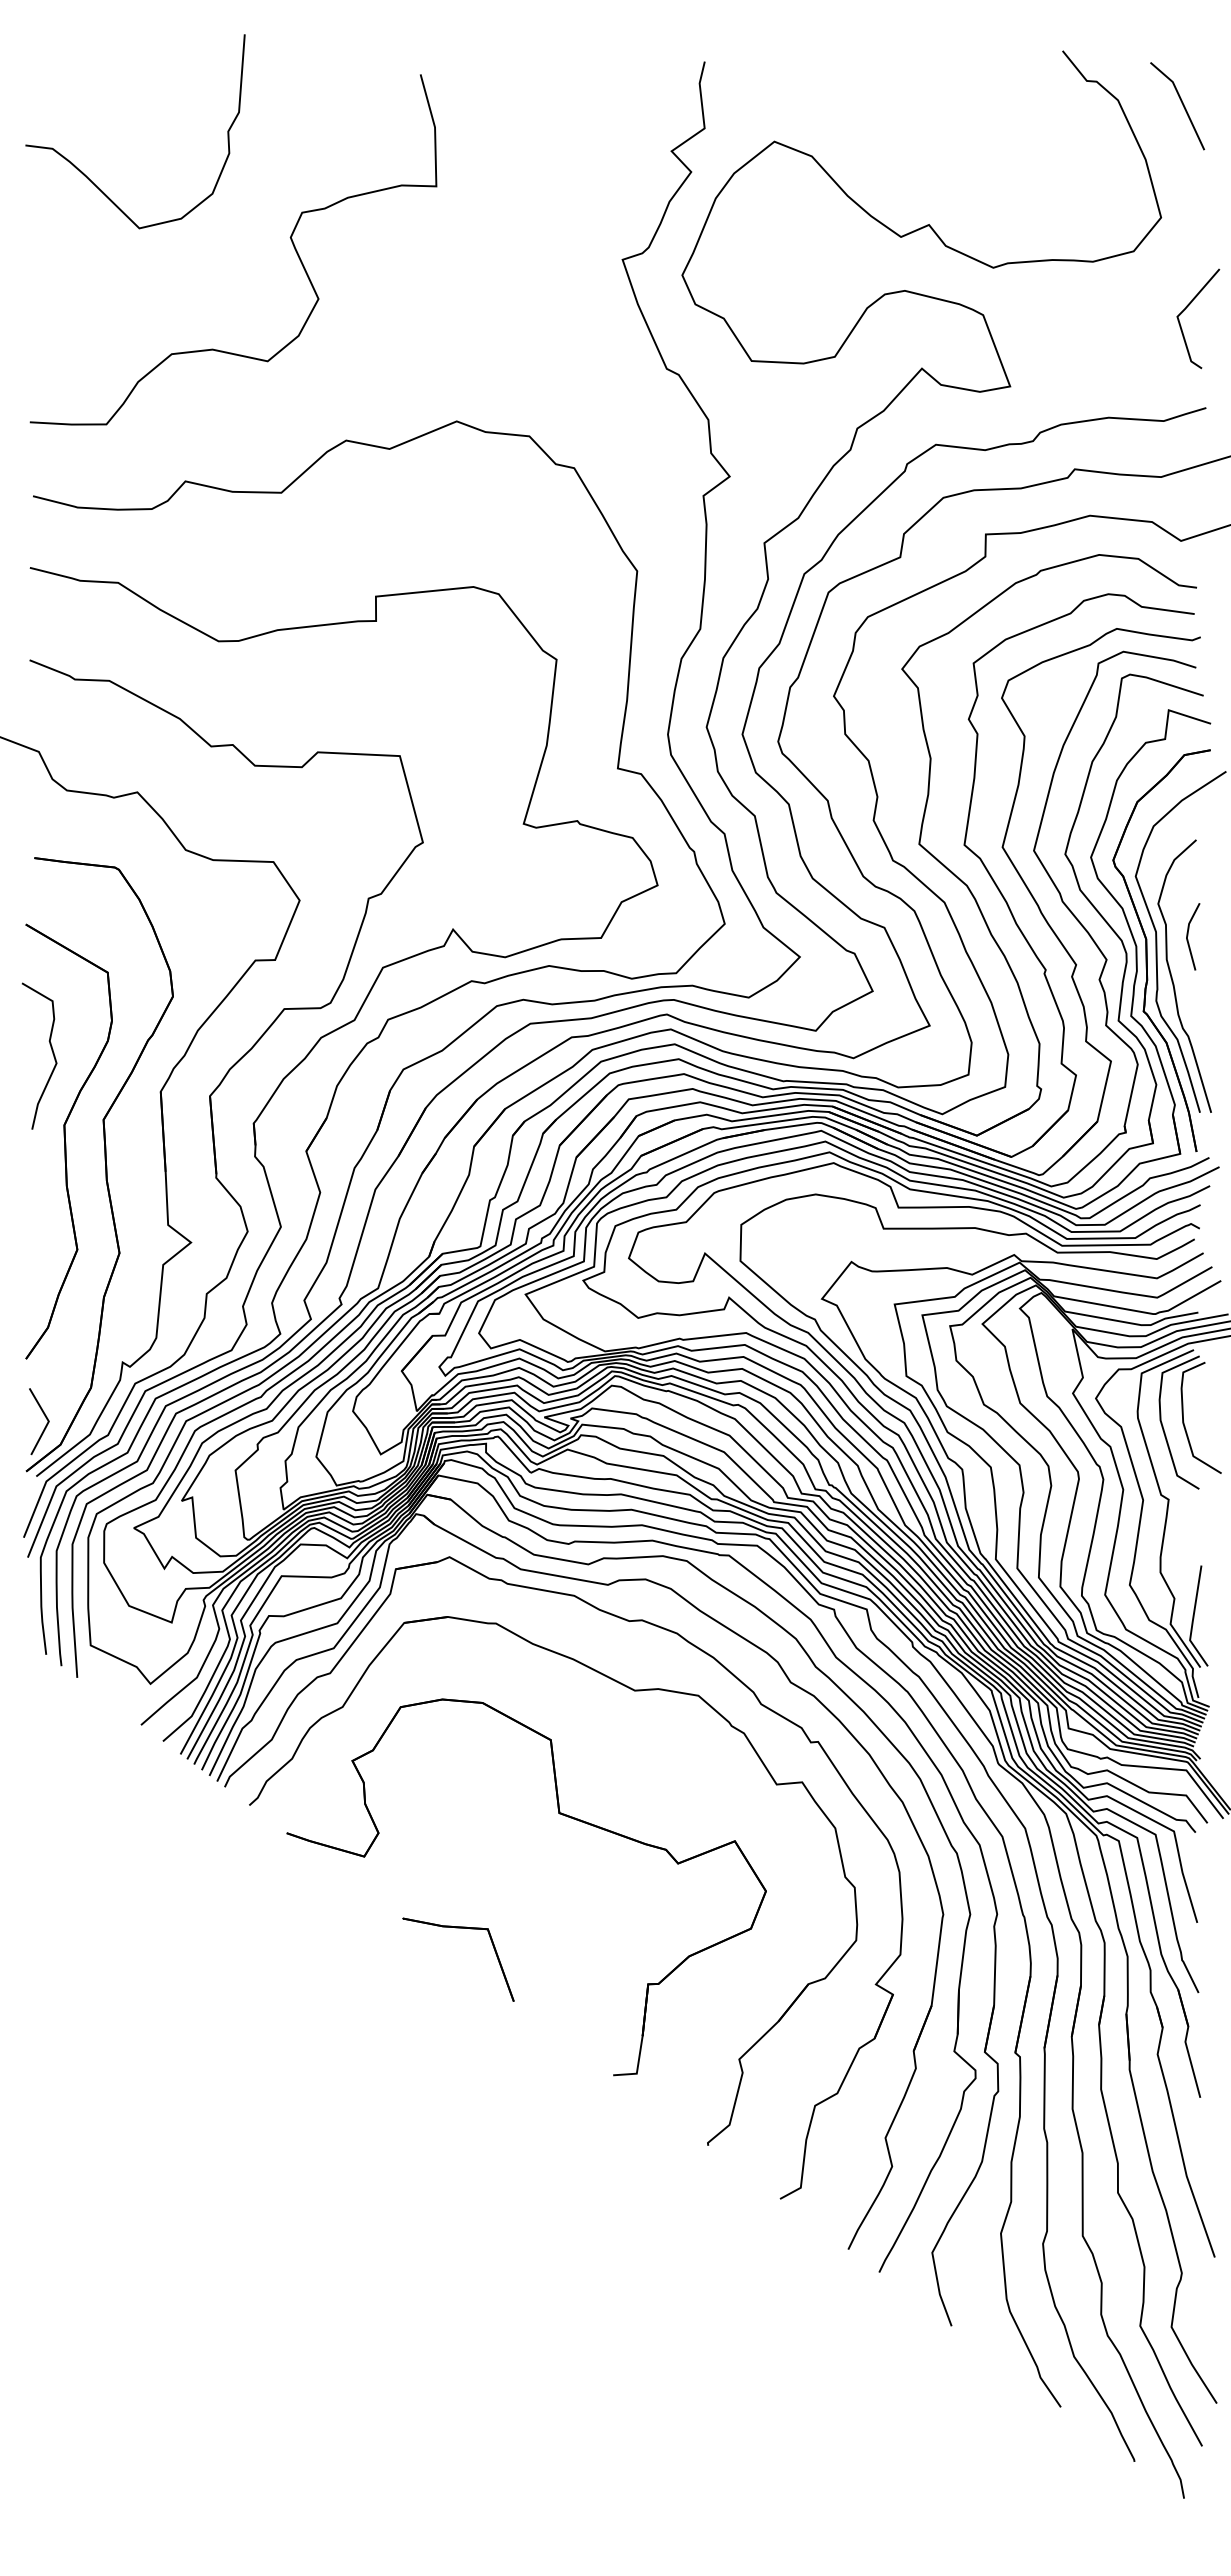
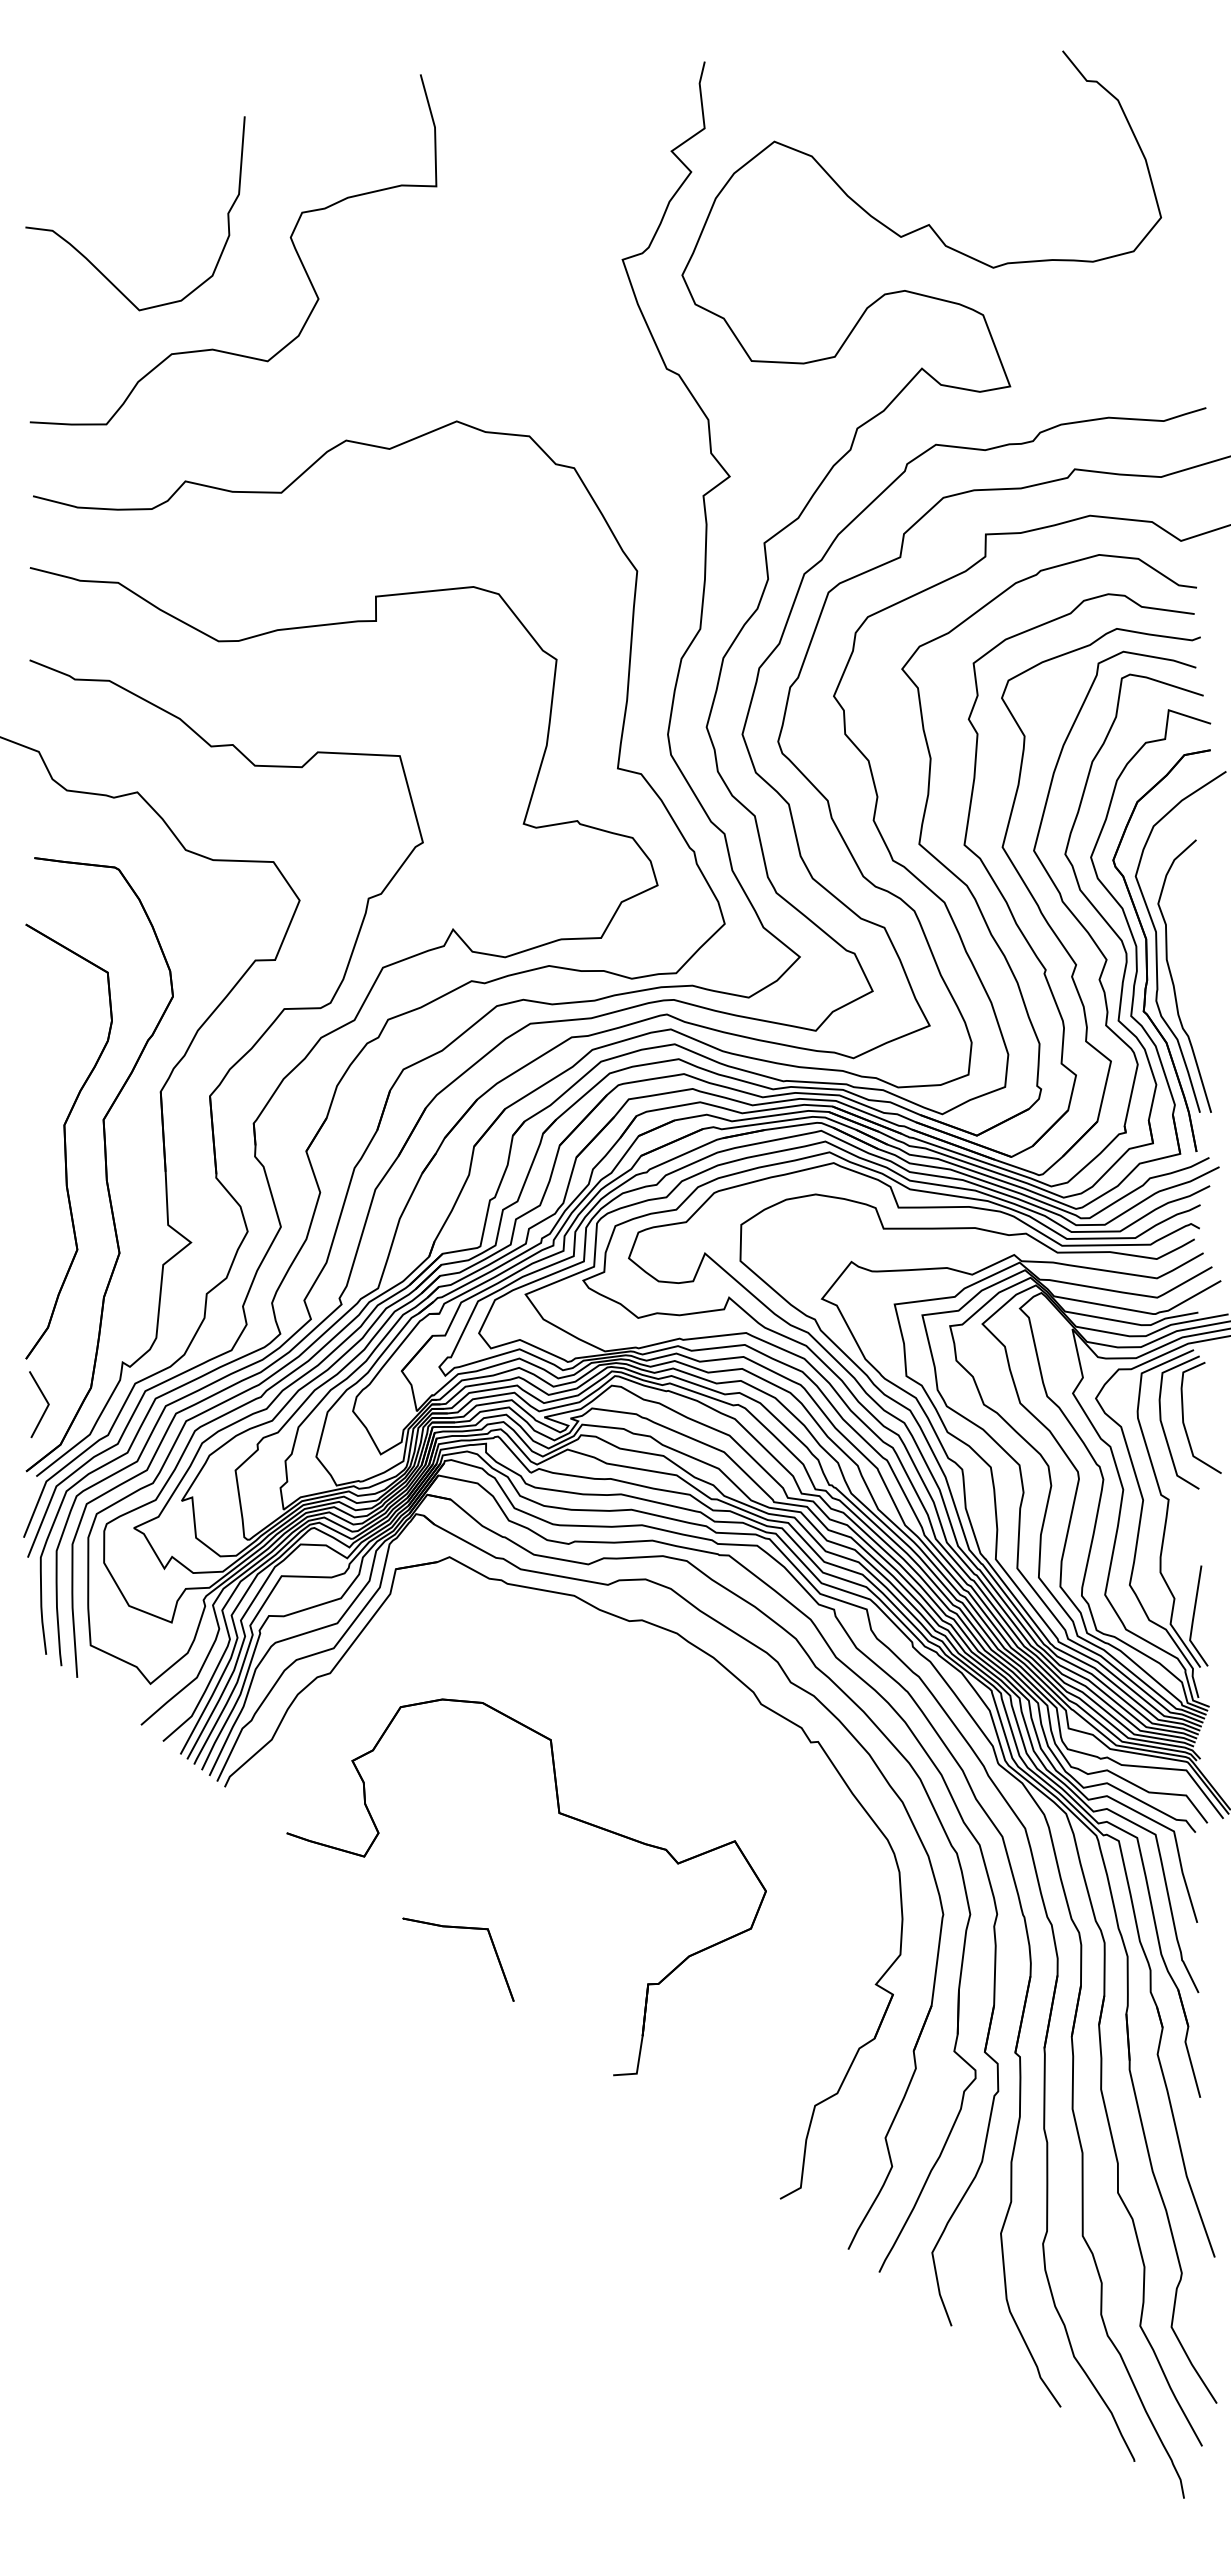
line: present -> none (1181, 103)
curve position: (88, 177) -> (88, 259) (88, 259)
line: present -> none (1187, 307)
line: present -> none (1188, 936)
curve: present -> none (51, 1050)
line position: (44, 1416) -> (44, 1399) (44, 1399)
part: present -> none (634, 1691)
